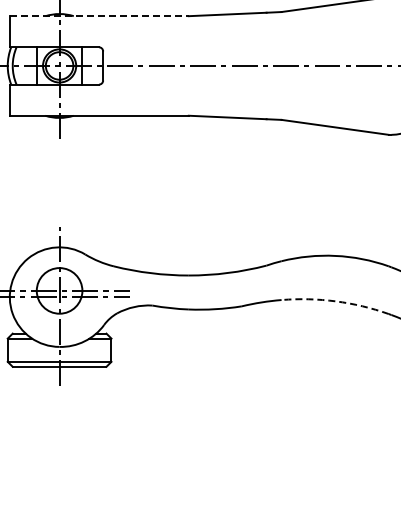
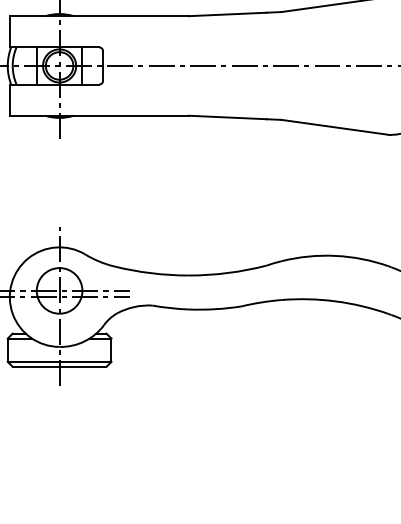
line: dashed -> solid (99, 16)
arc: dashed -> solid (335, 301)
